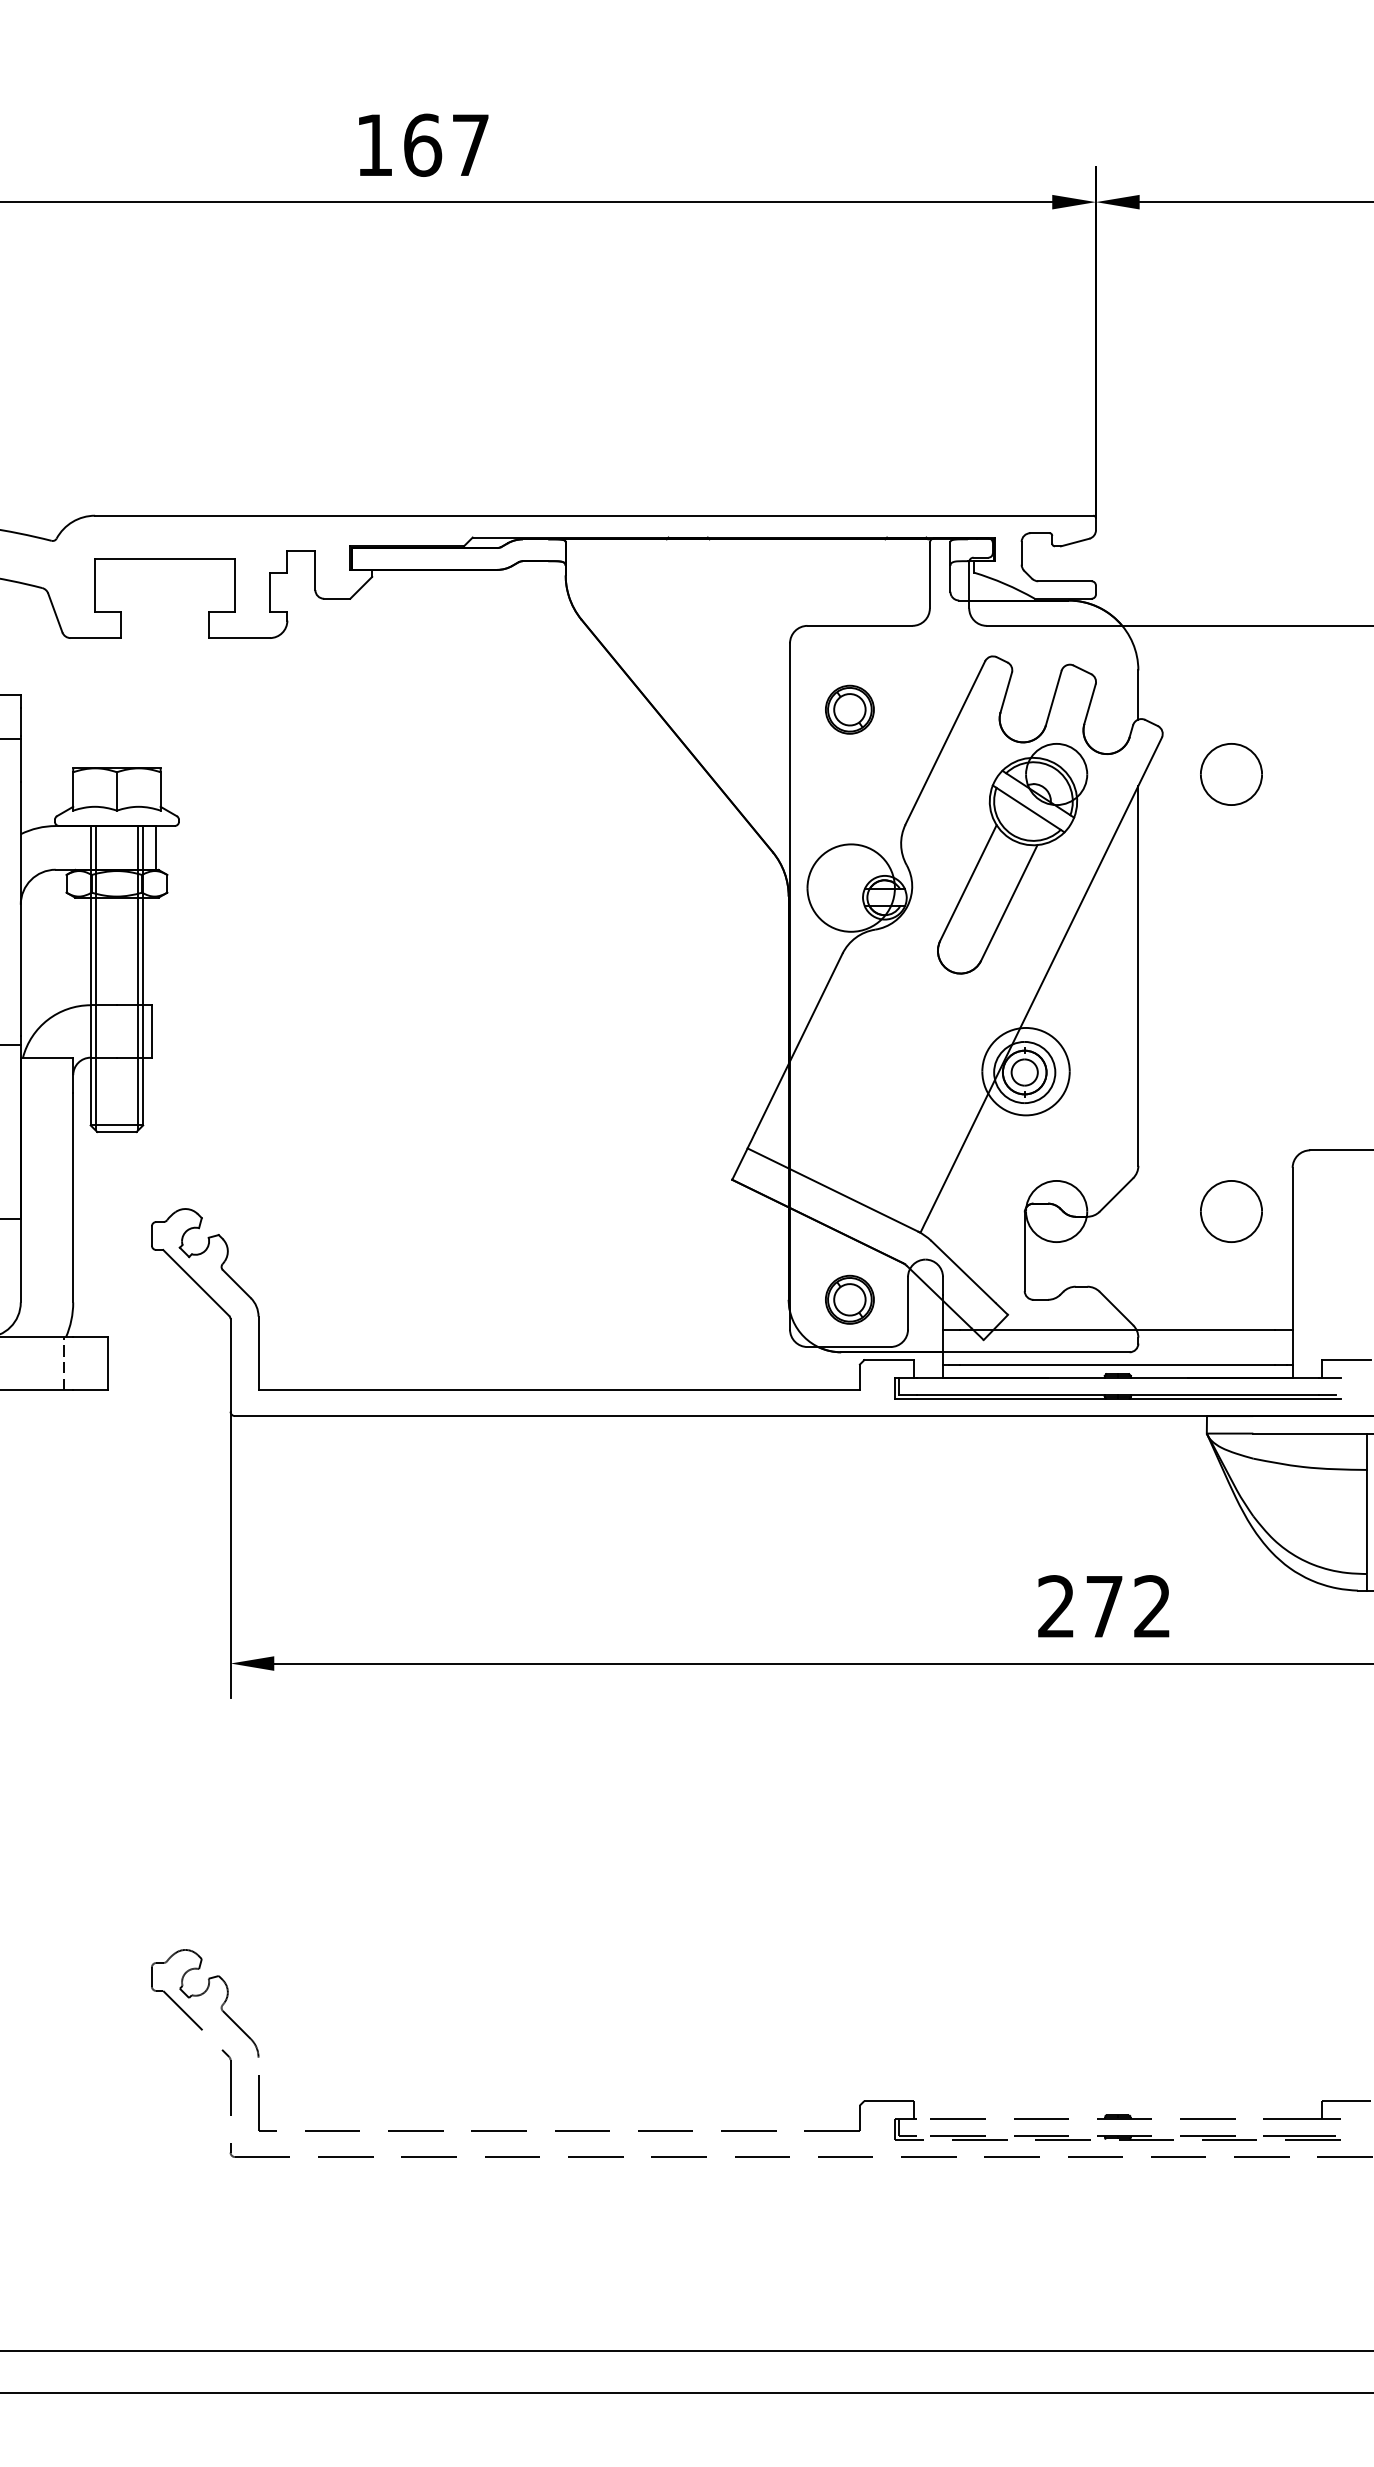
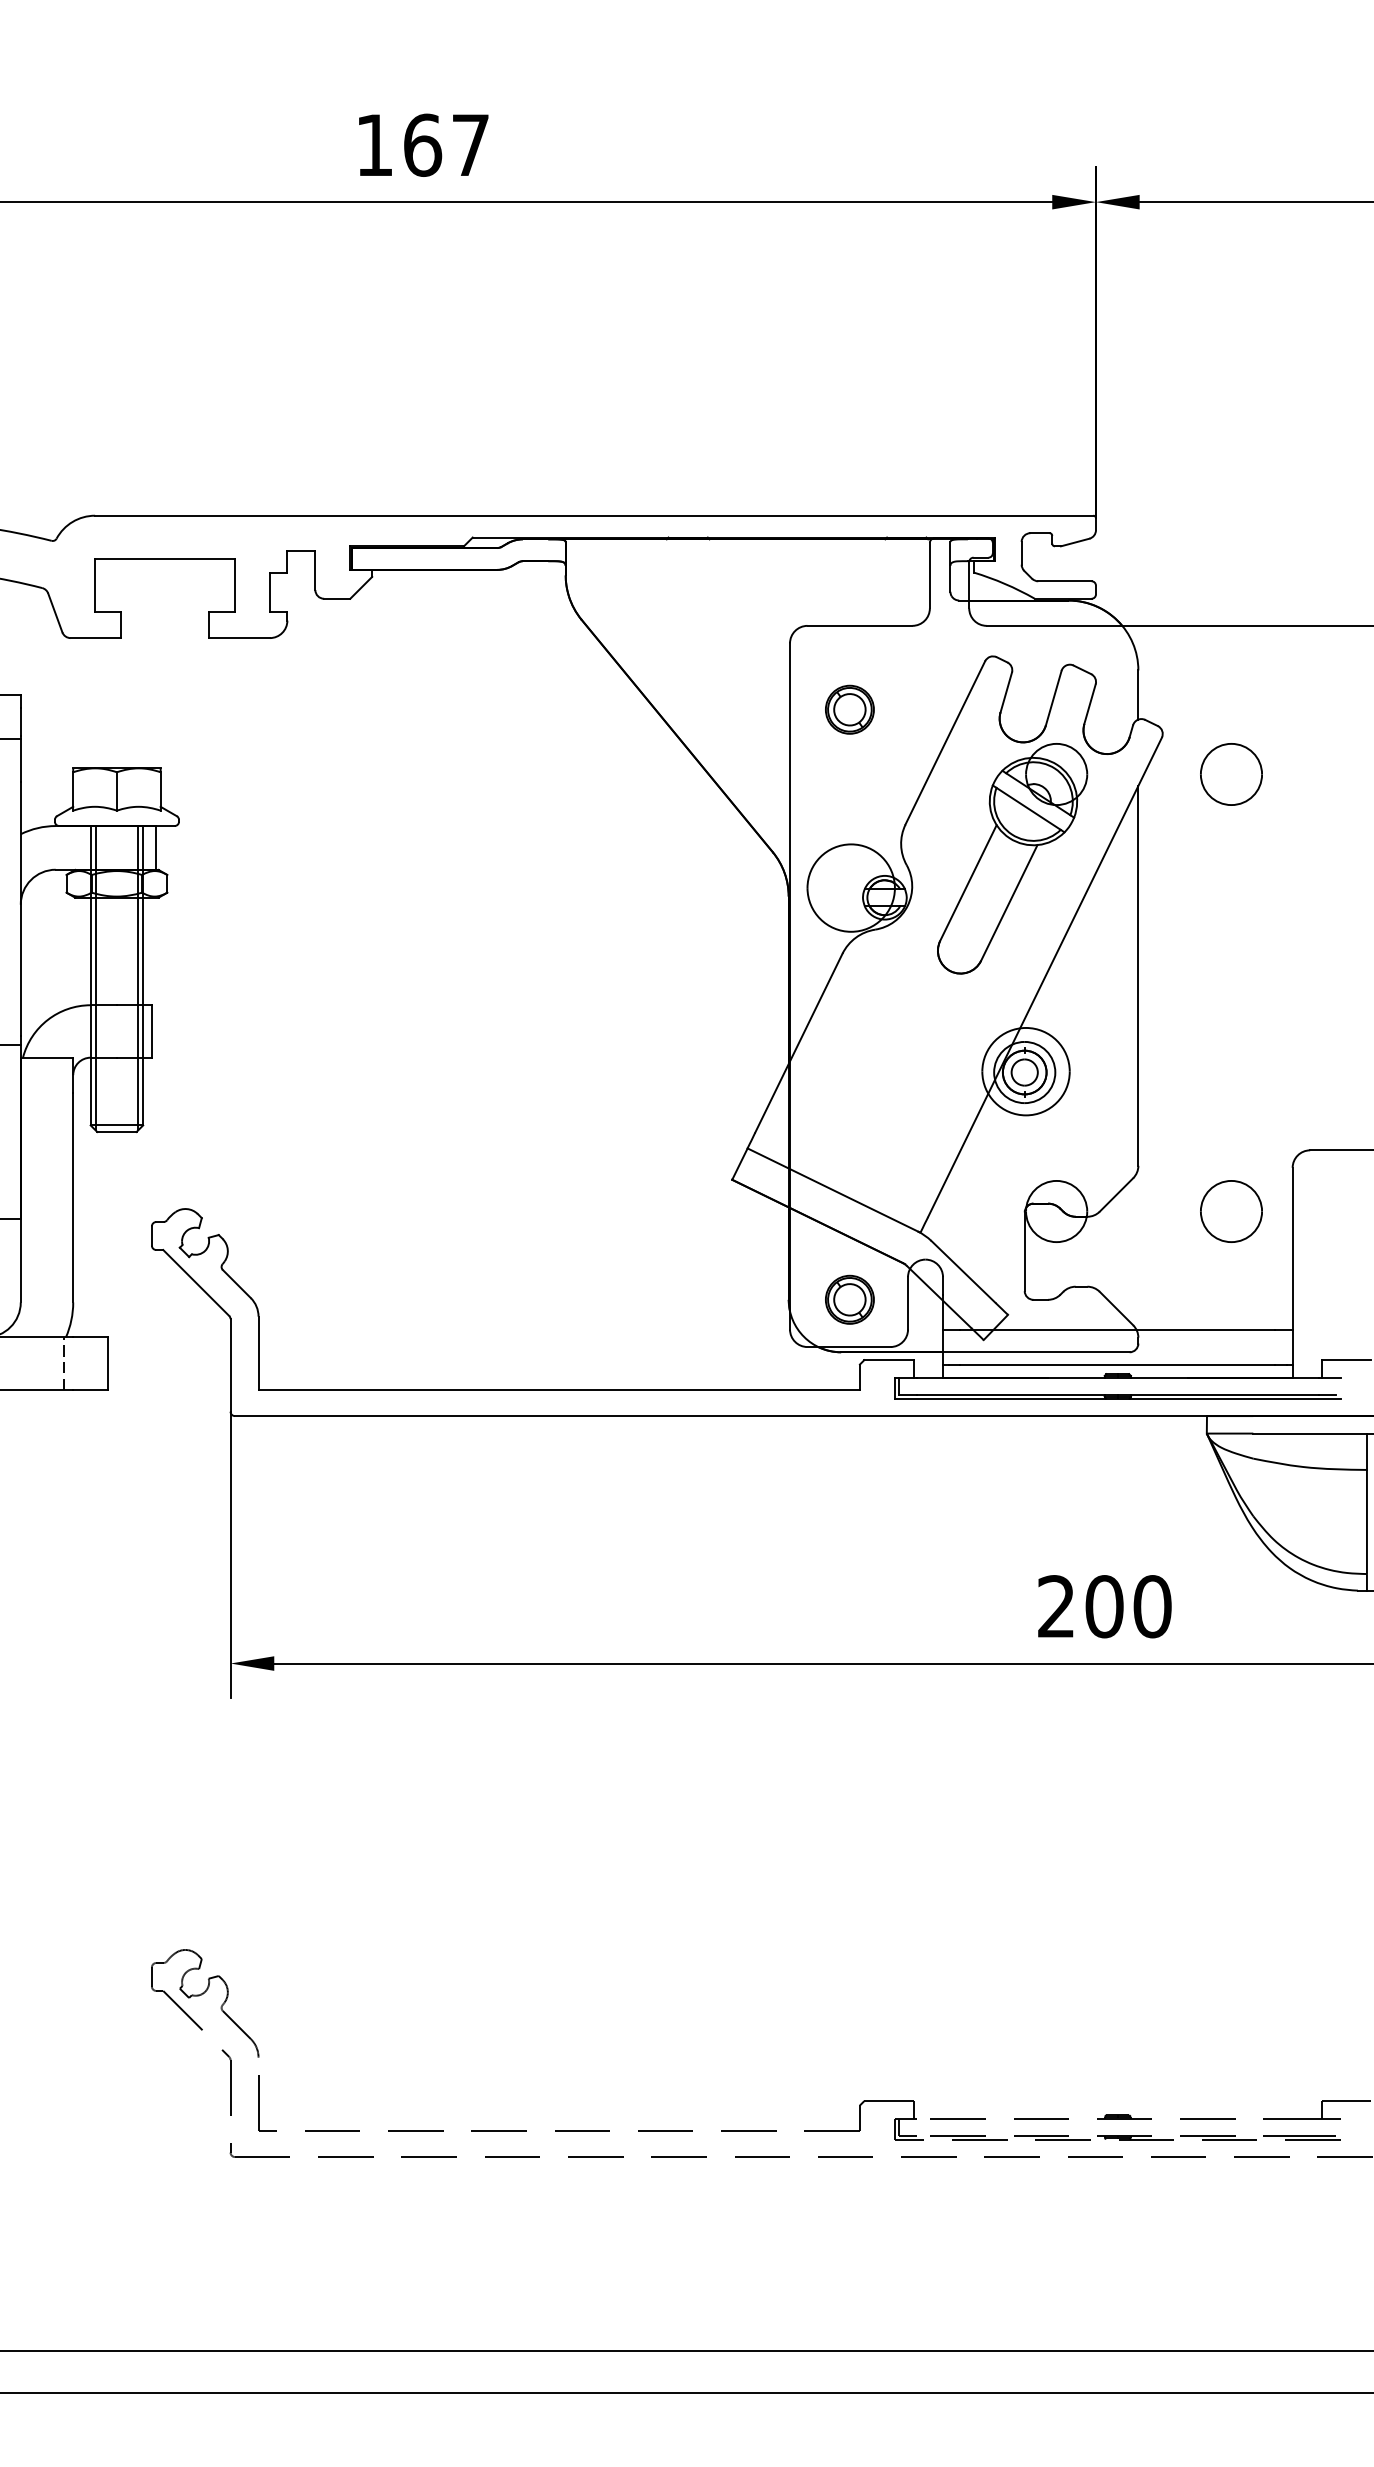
text: 272 -> 200 (1128, 1606)
